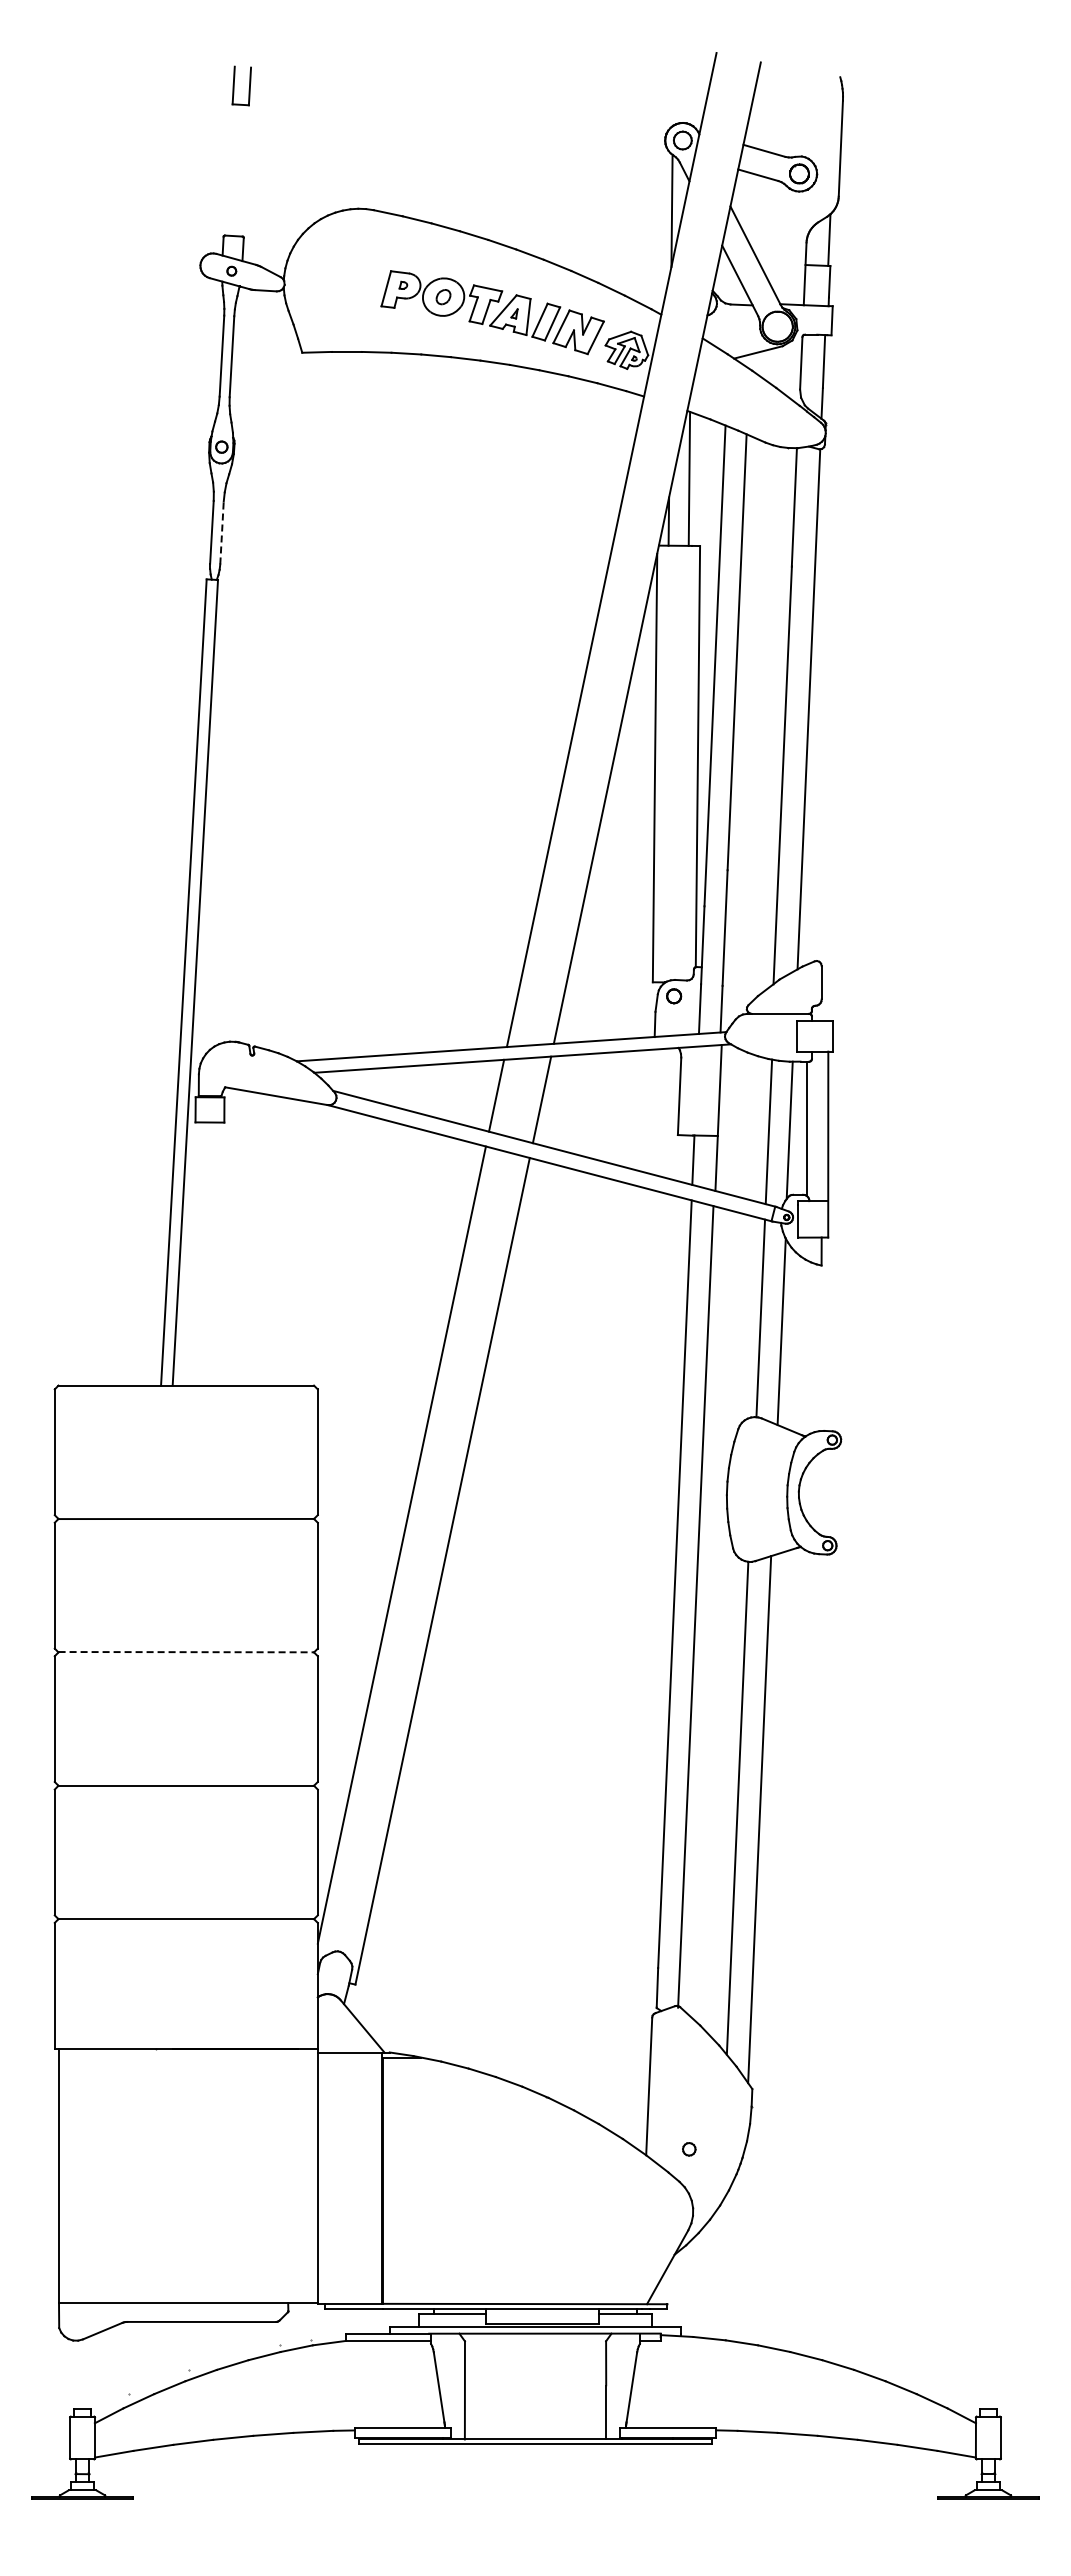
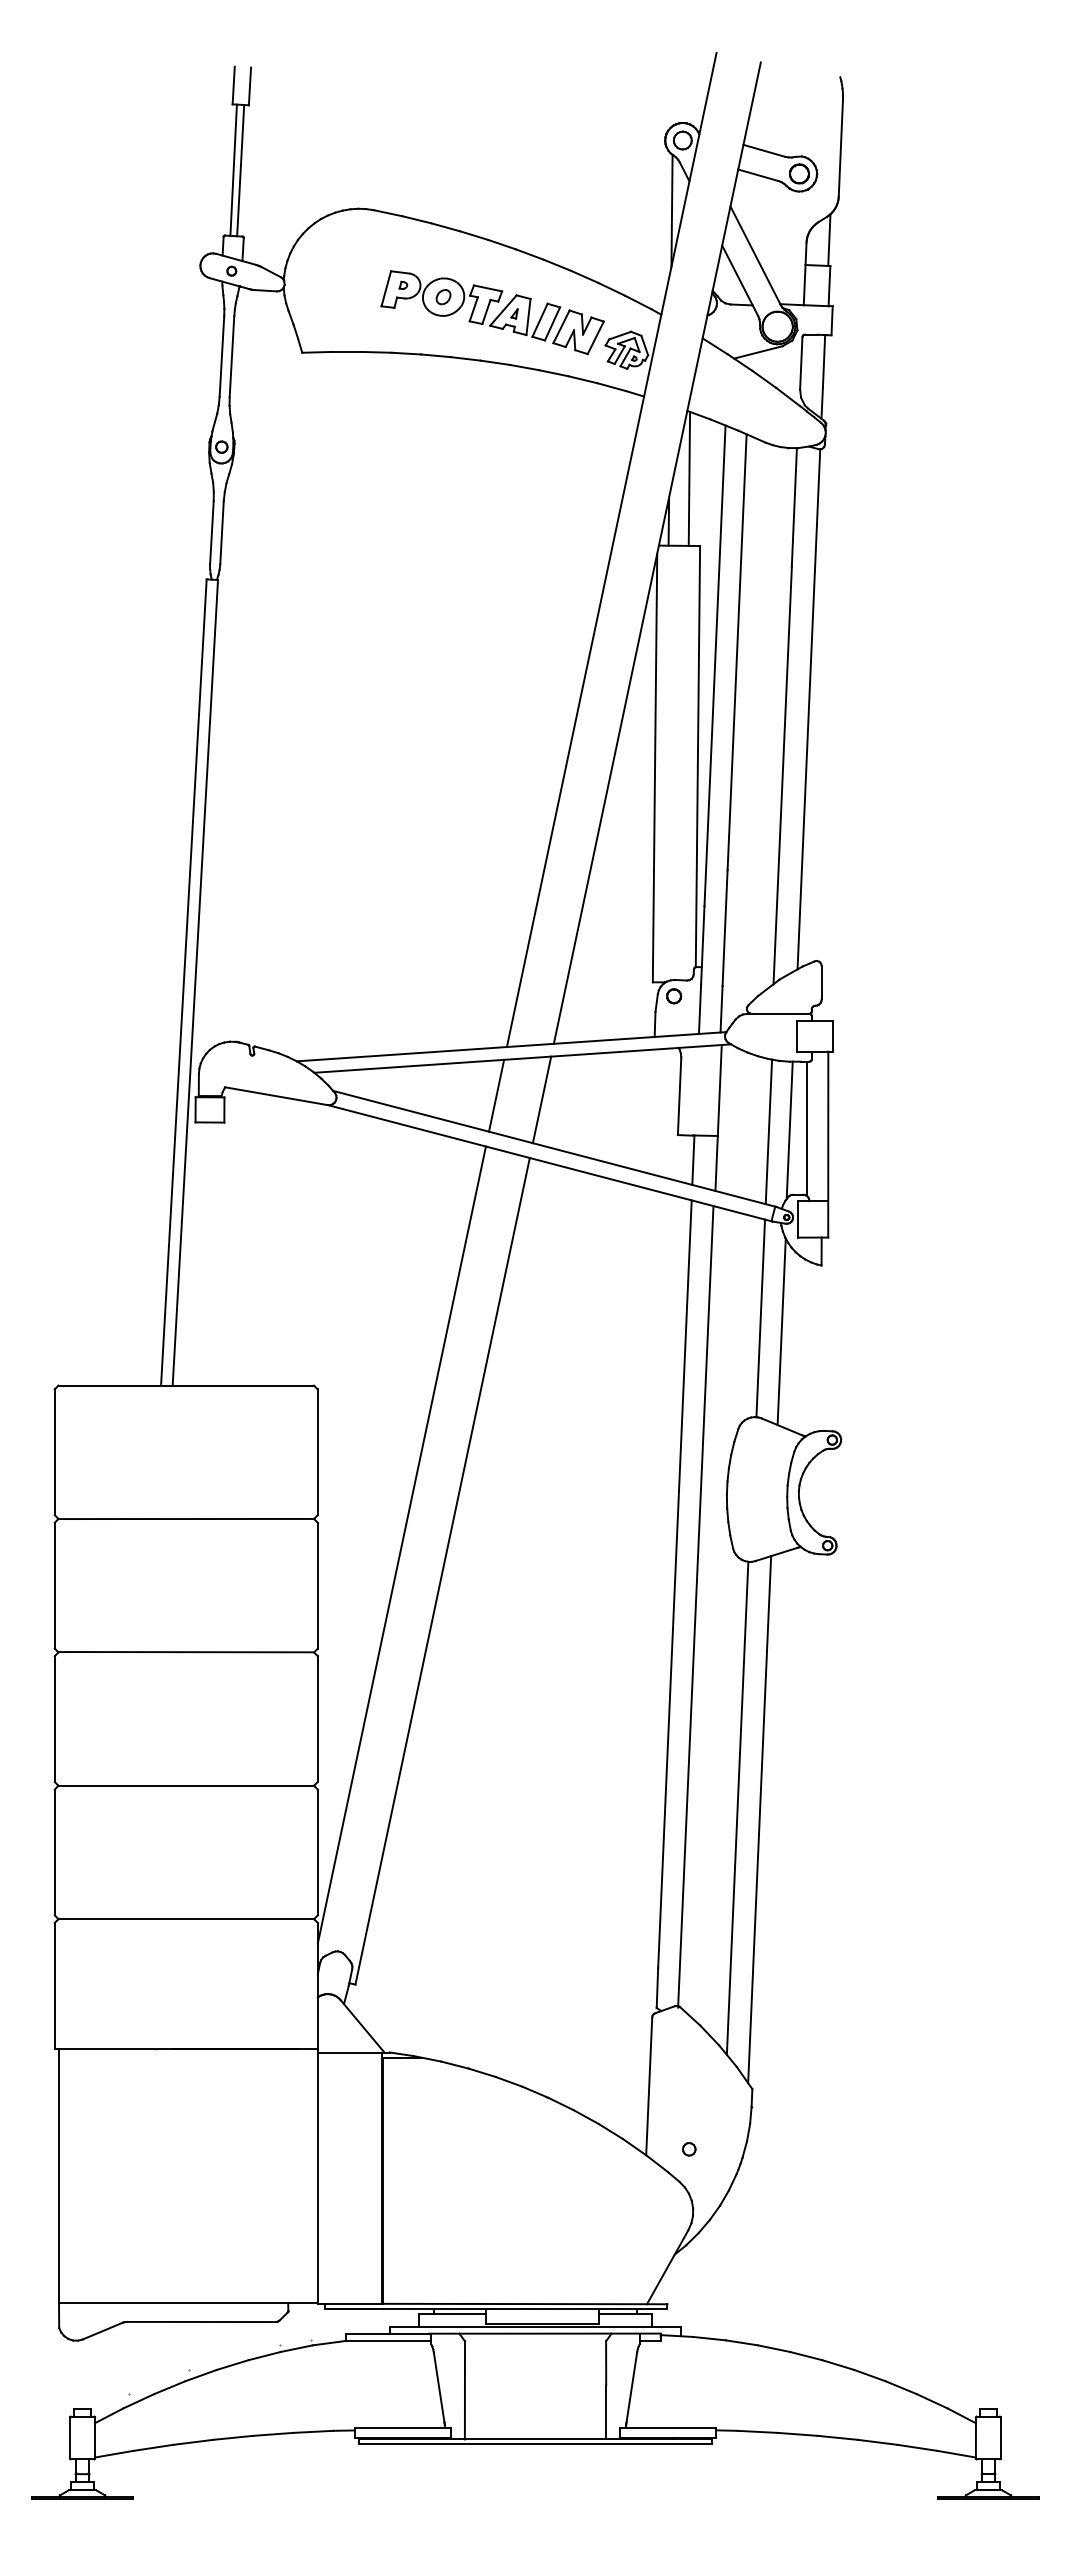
line: none -> present (233, 170)
line: none -> present (240, 170)
line: dashed -> solid (222, 532)
line: dashed -> solid (186, 1652)
